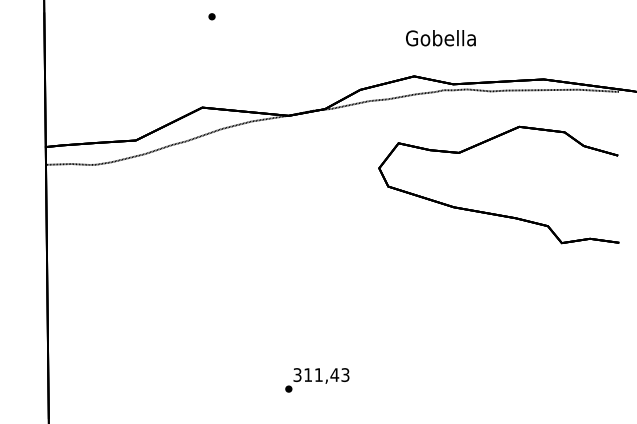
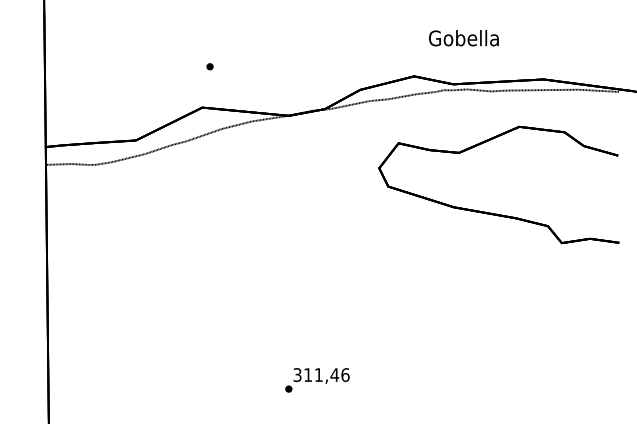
part position: (211, 16) -> (209, 66) (209, 66)
text position: (440, 38) -> (463, 38) (463, 38)
text: 311,43 -> 311,46 (345, 375)
